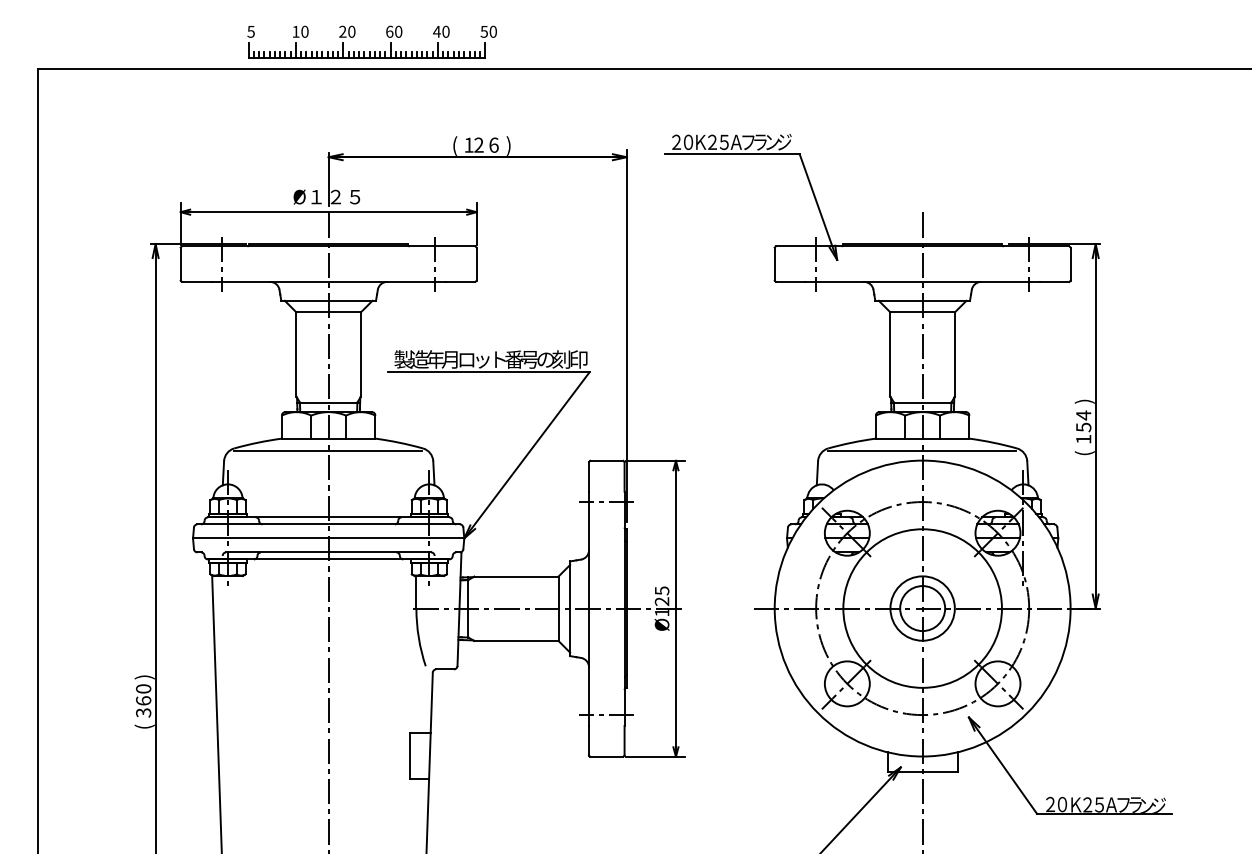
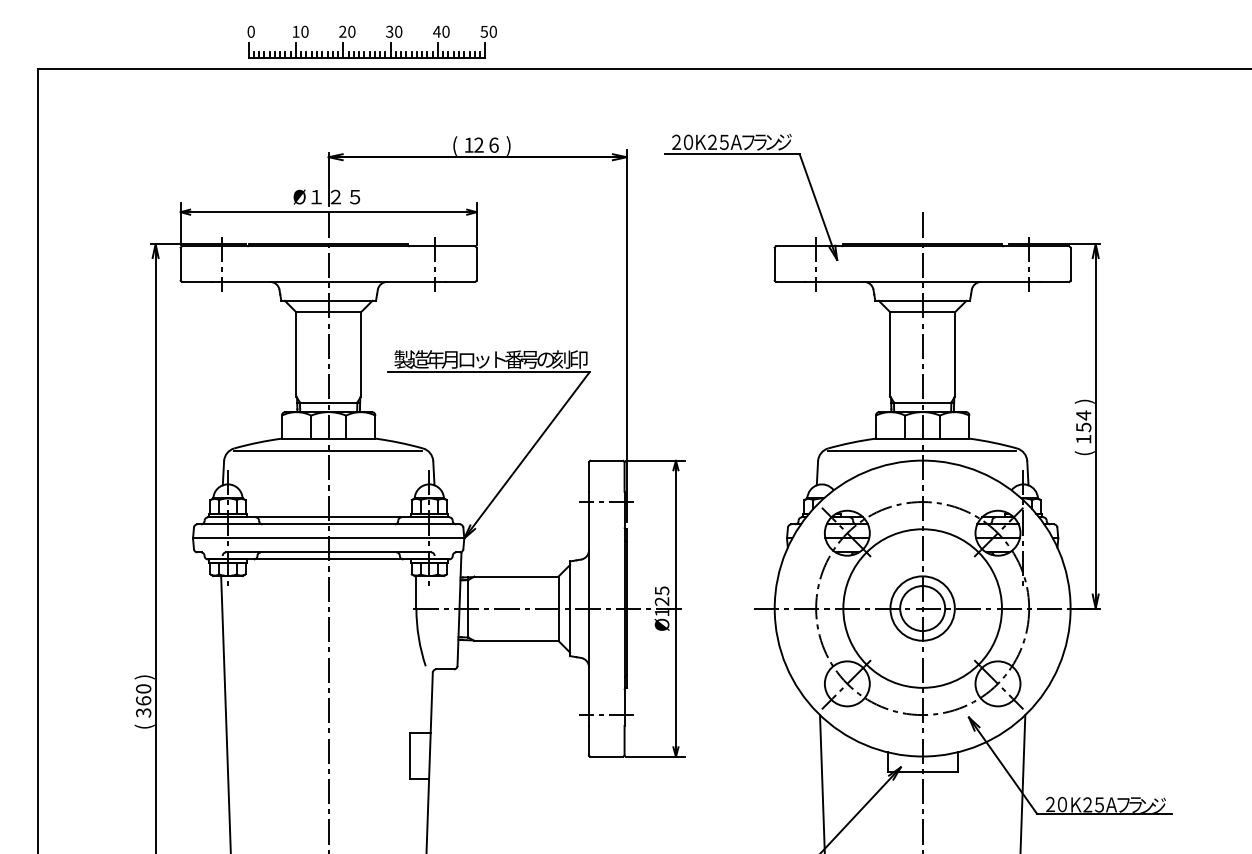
text: 5 -> 0 (250, 31)
text: 60 -> 30 (389, 31)
line position: (216, 713) -> (225, 713) (225, 713)
line: none -> present (822, 782)
line: none -> present (1022, 782)
